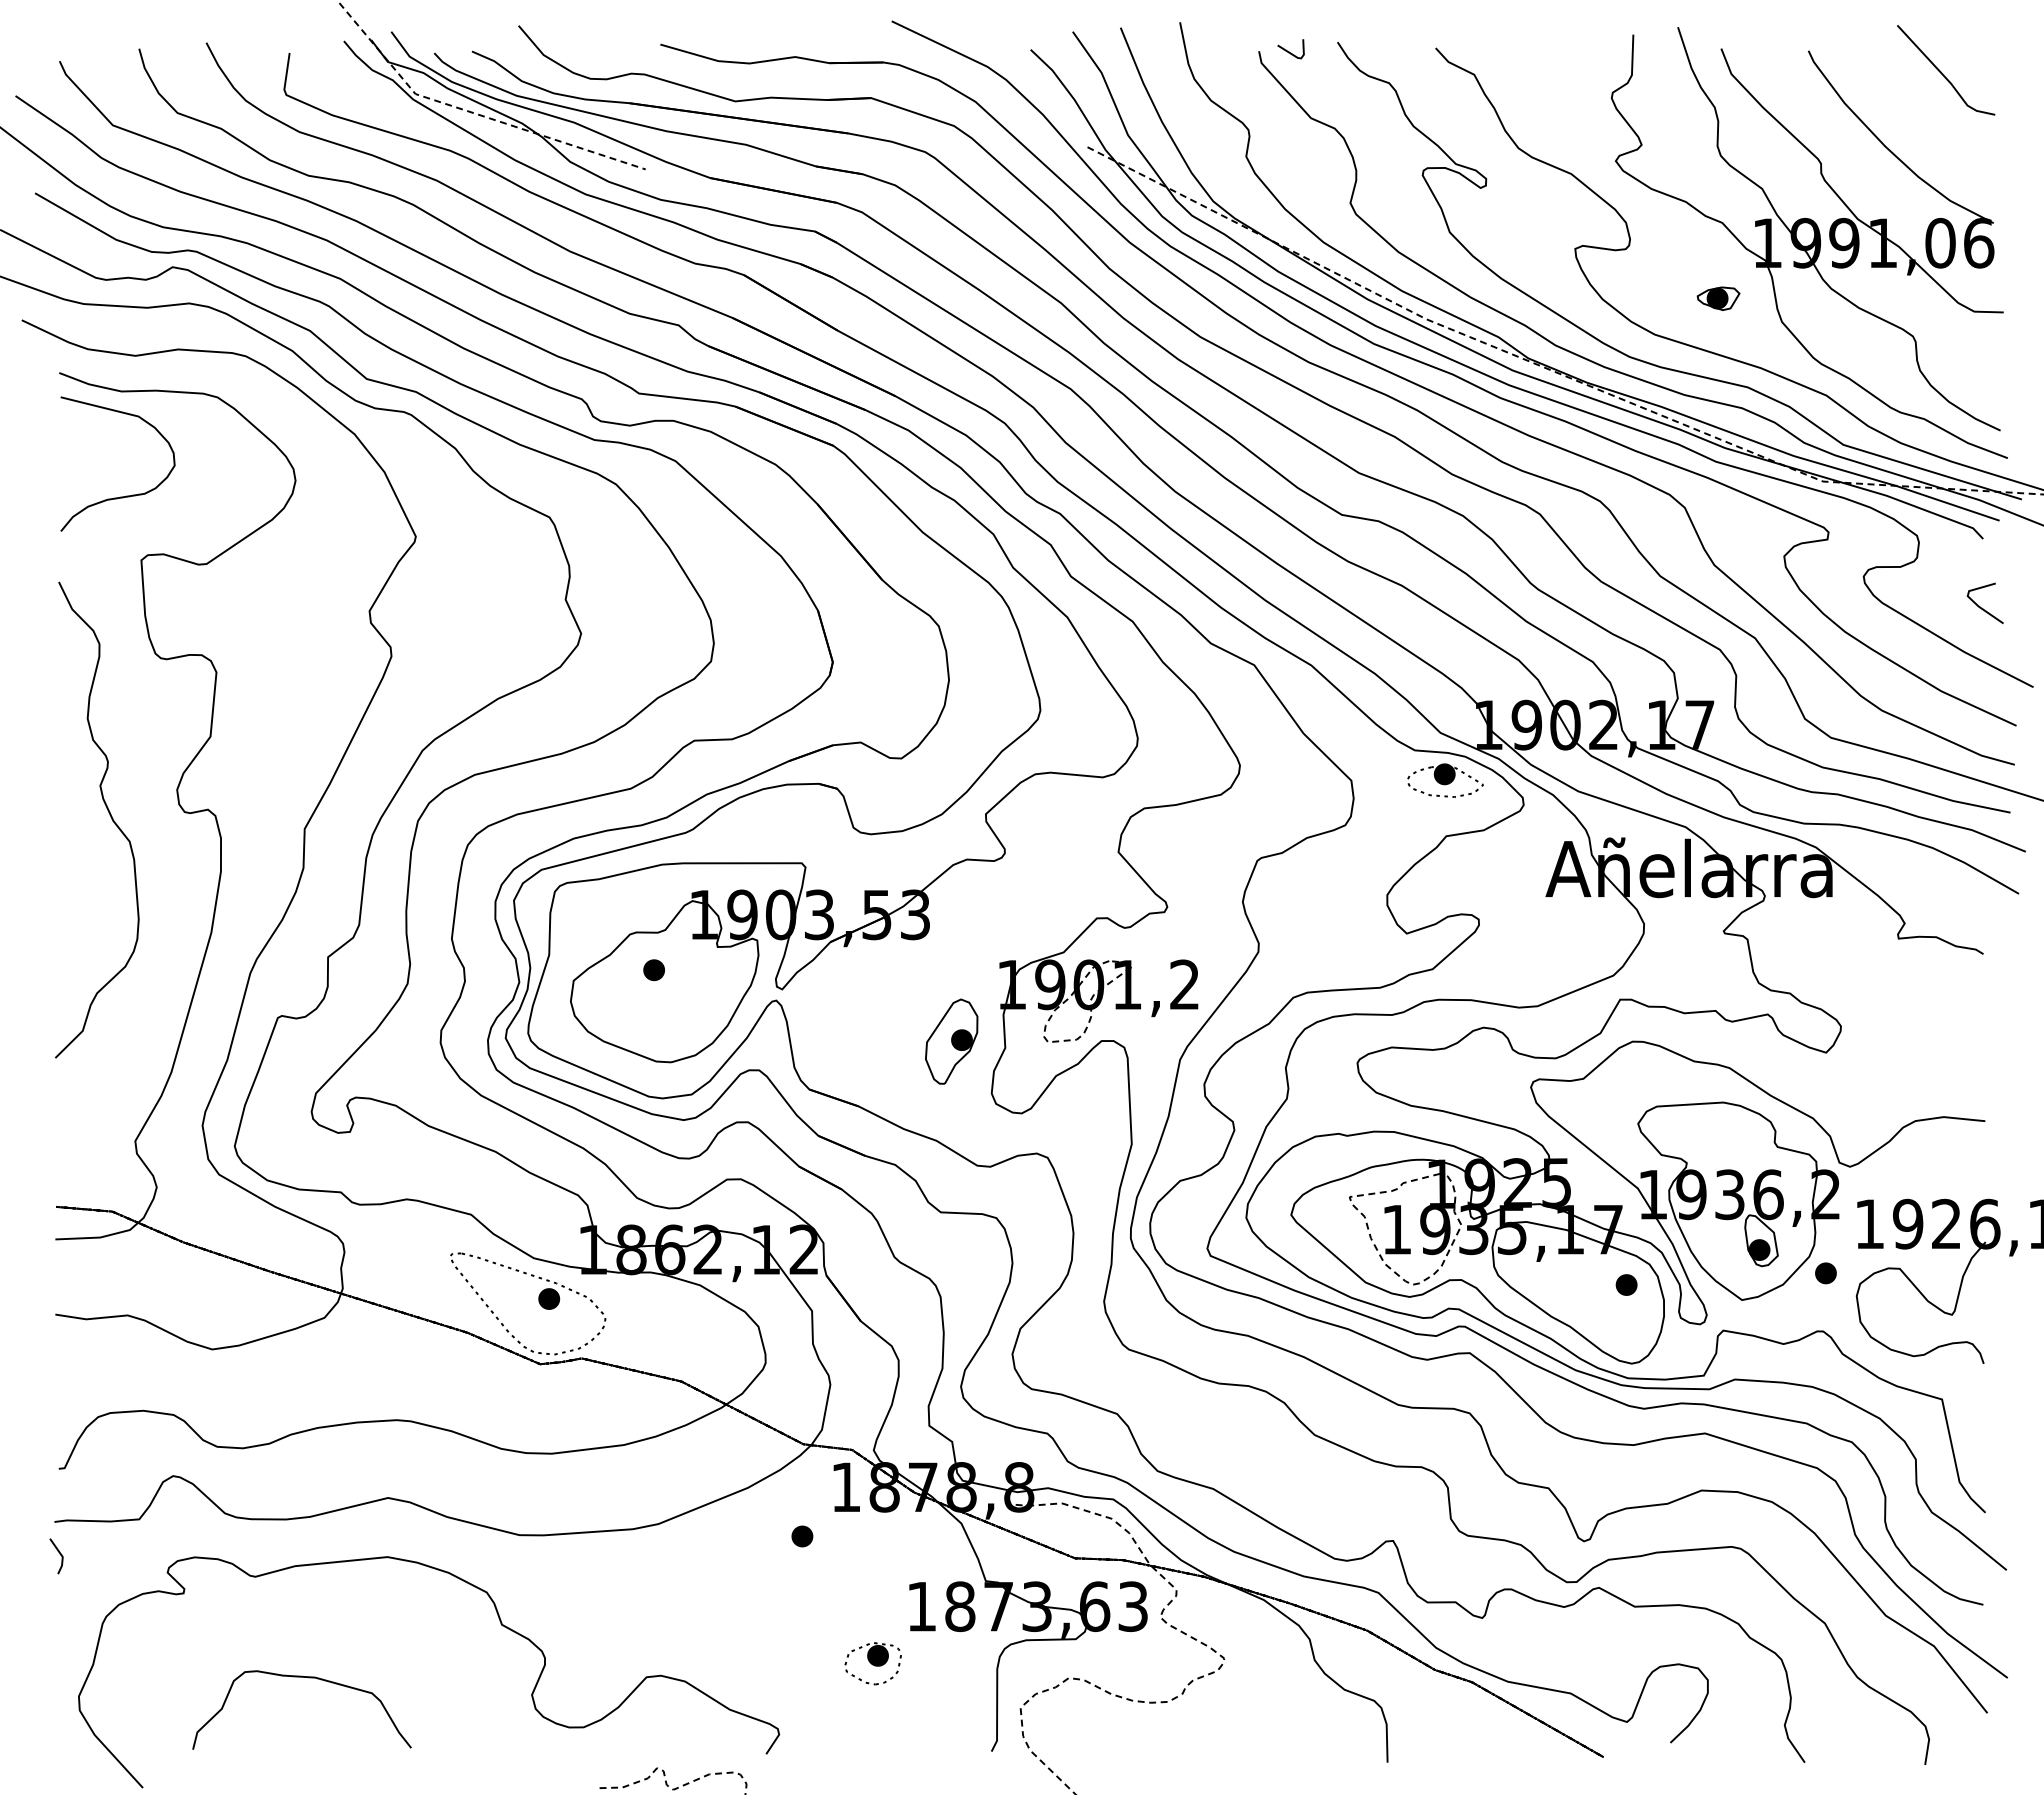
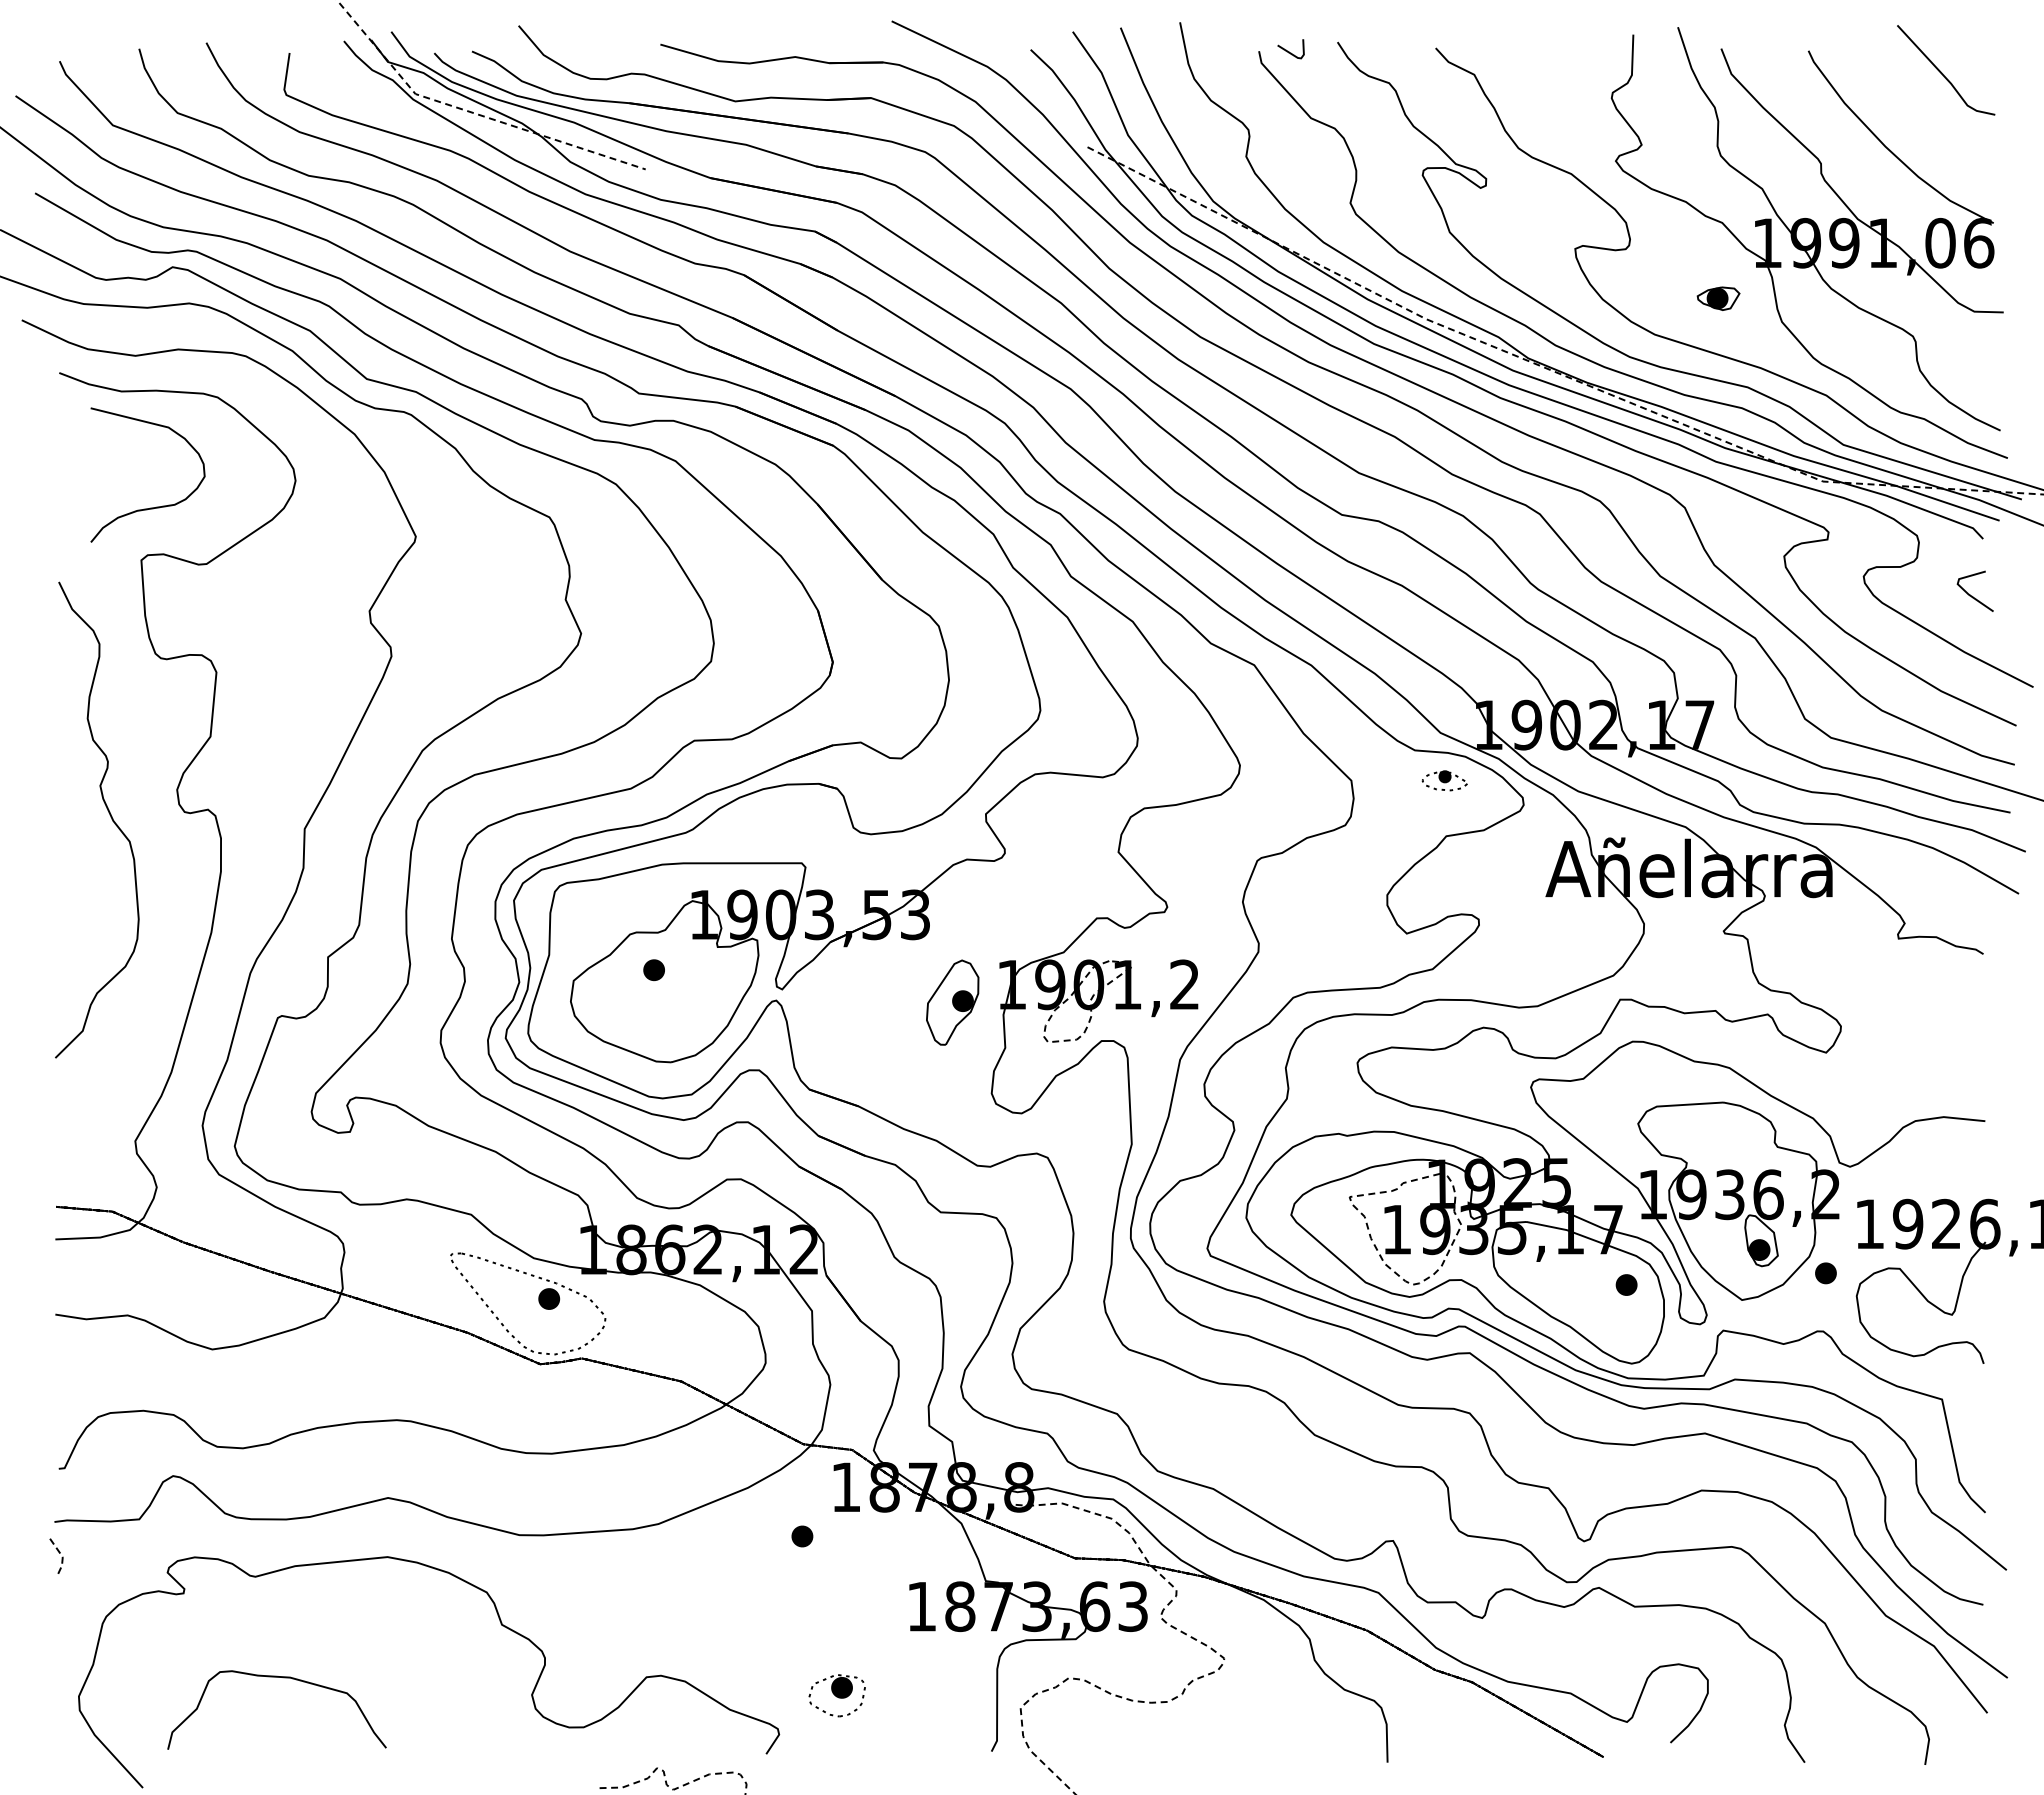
curve position: (120, 496) -> (150, 507) (150, 507)
line position: (1980, 606) -> (1970, 594) (1970, 594)
part size: 77x35 px -> 47x22 px (1444, 780)
part position: (951, 1041) -> (952, 1002) (952, 1002)
line: solid -> dashed (62, 1556)
part position: (872, 1663) -> (836, 1695) (836, 1695)
curve position: (308, 1678) -> (283, 1678) (283, 1678)
